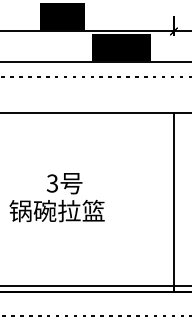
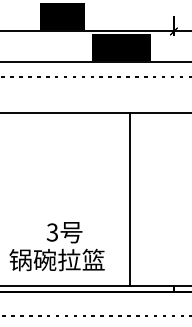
text position: (56, 197) -> (56, 246) (56, 246)
line position: (173, 199) -> (129, 199) (129, 199)
